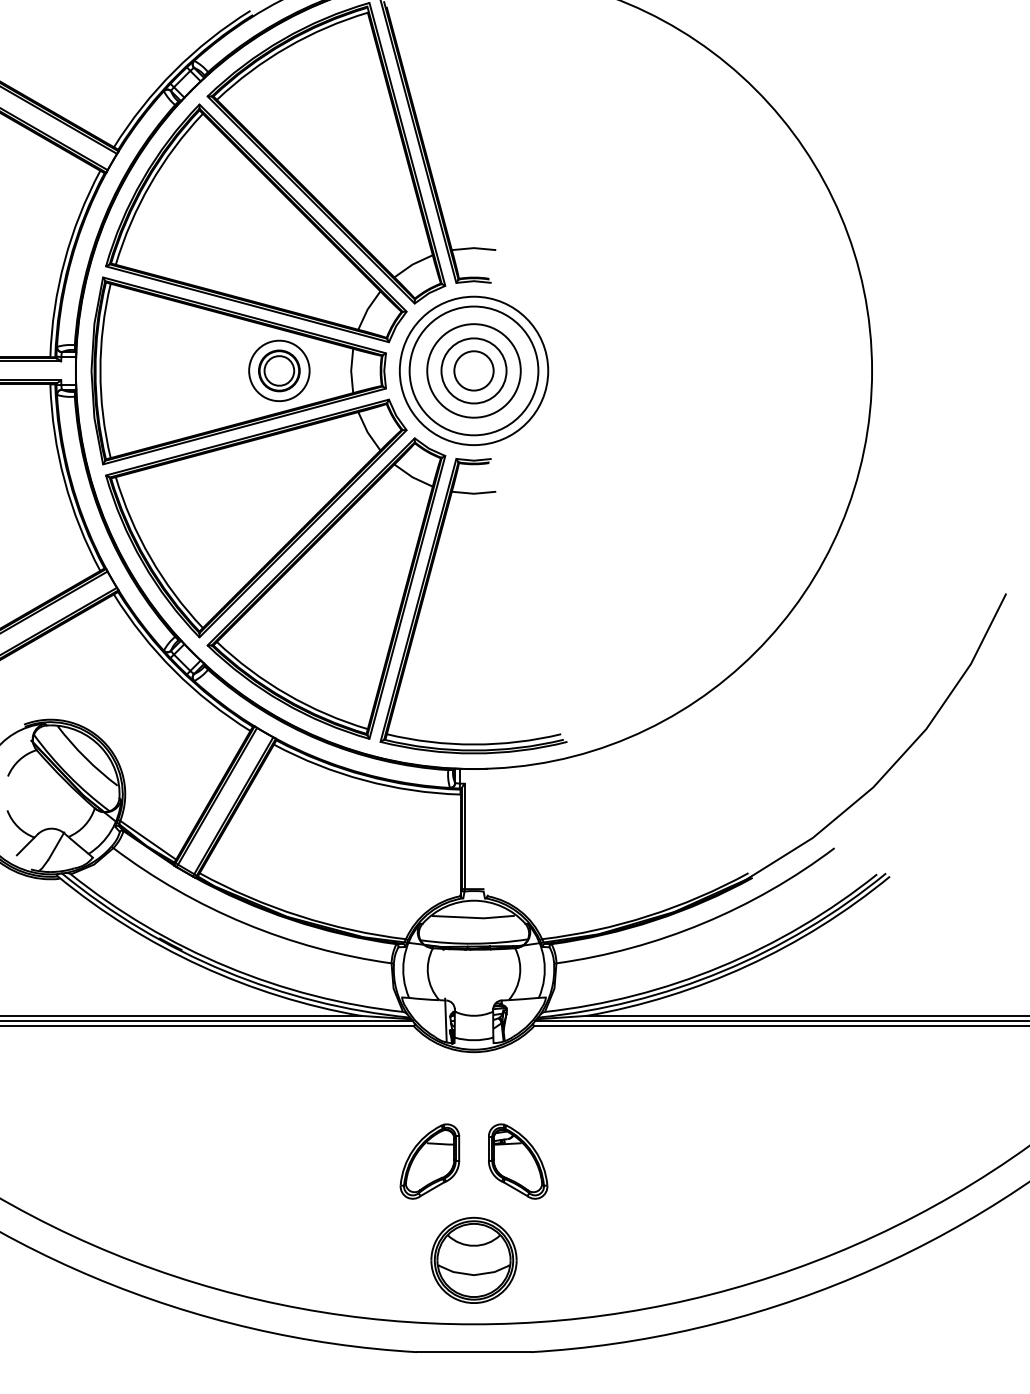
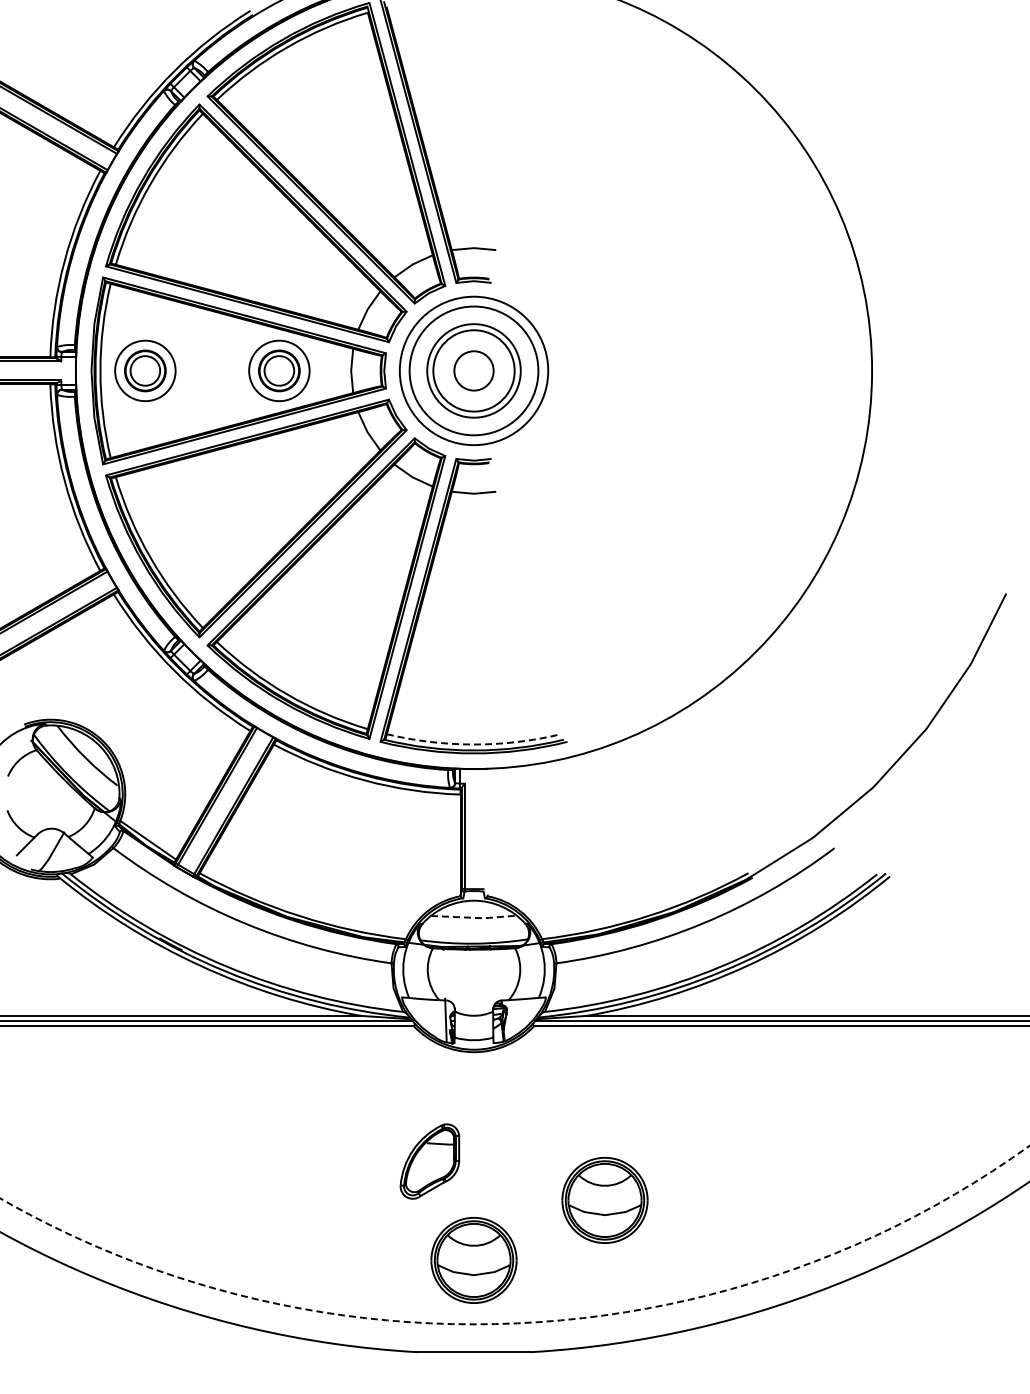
part: none -> present (145, 370)
circle diameter: 65 px -> 81 px (473, 370)
arc: solid -> dashed (474, 744)
line: solid -> dashed (473, 917)
part: present -> none (518, 1161)
part: none -> present (604, 1199)
arc: solid -> dashed (522, 1323)
